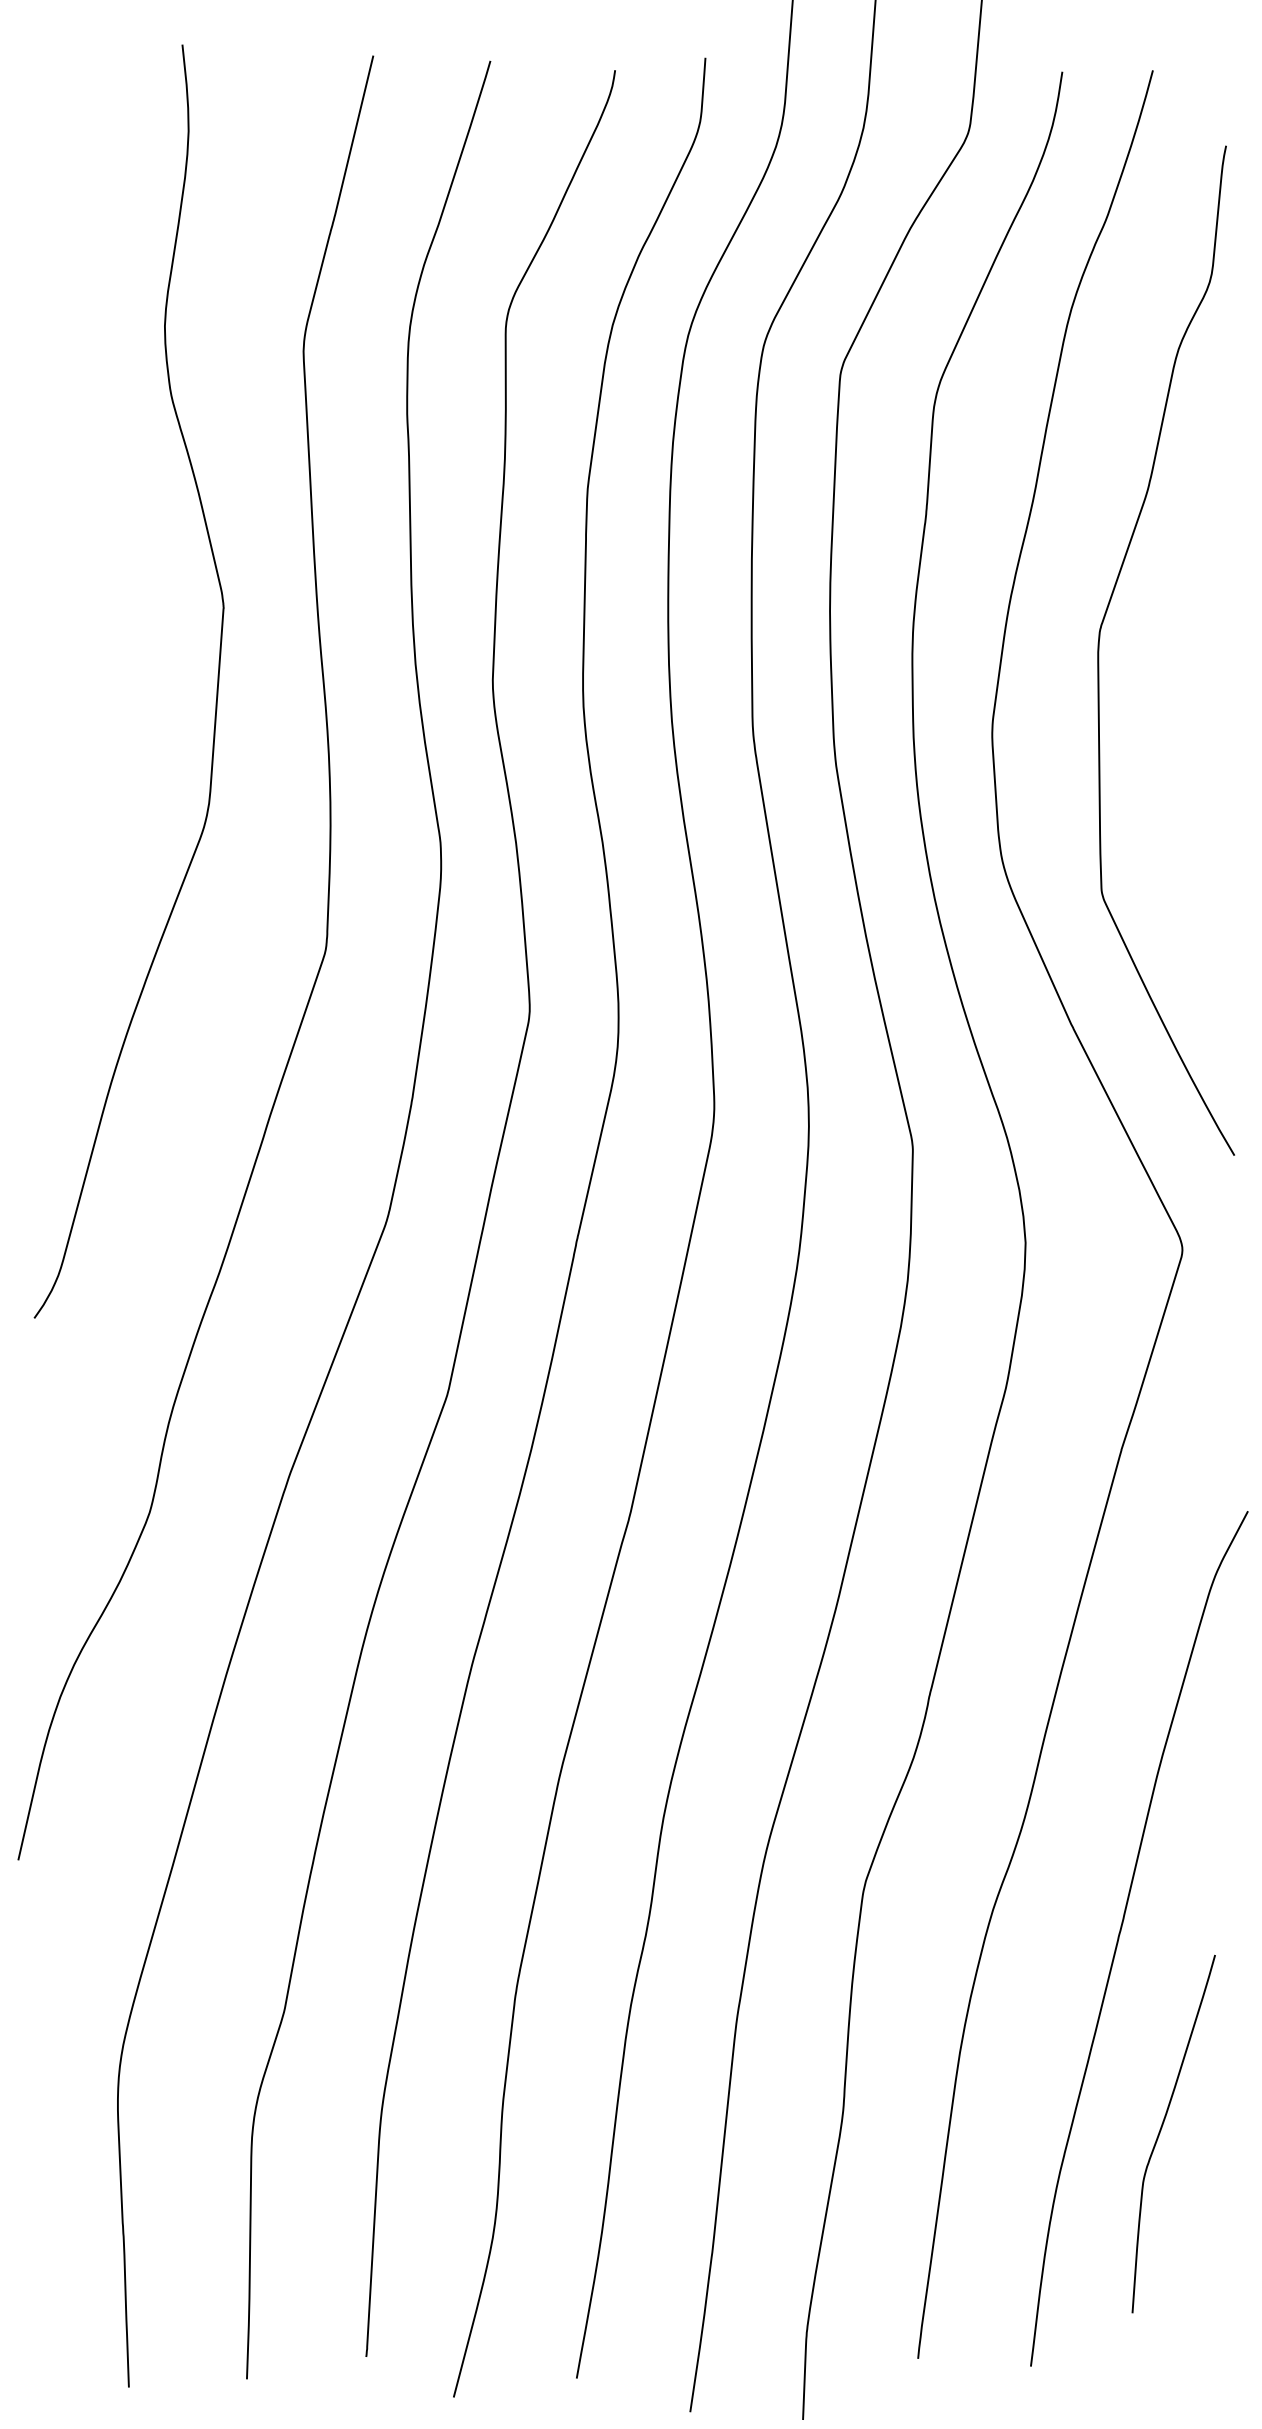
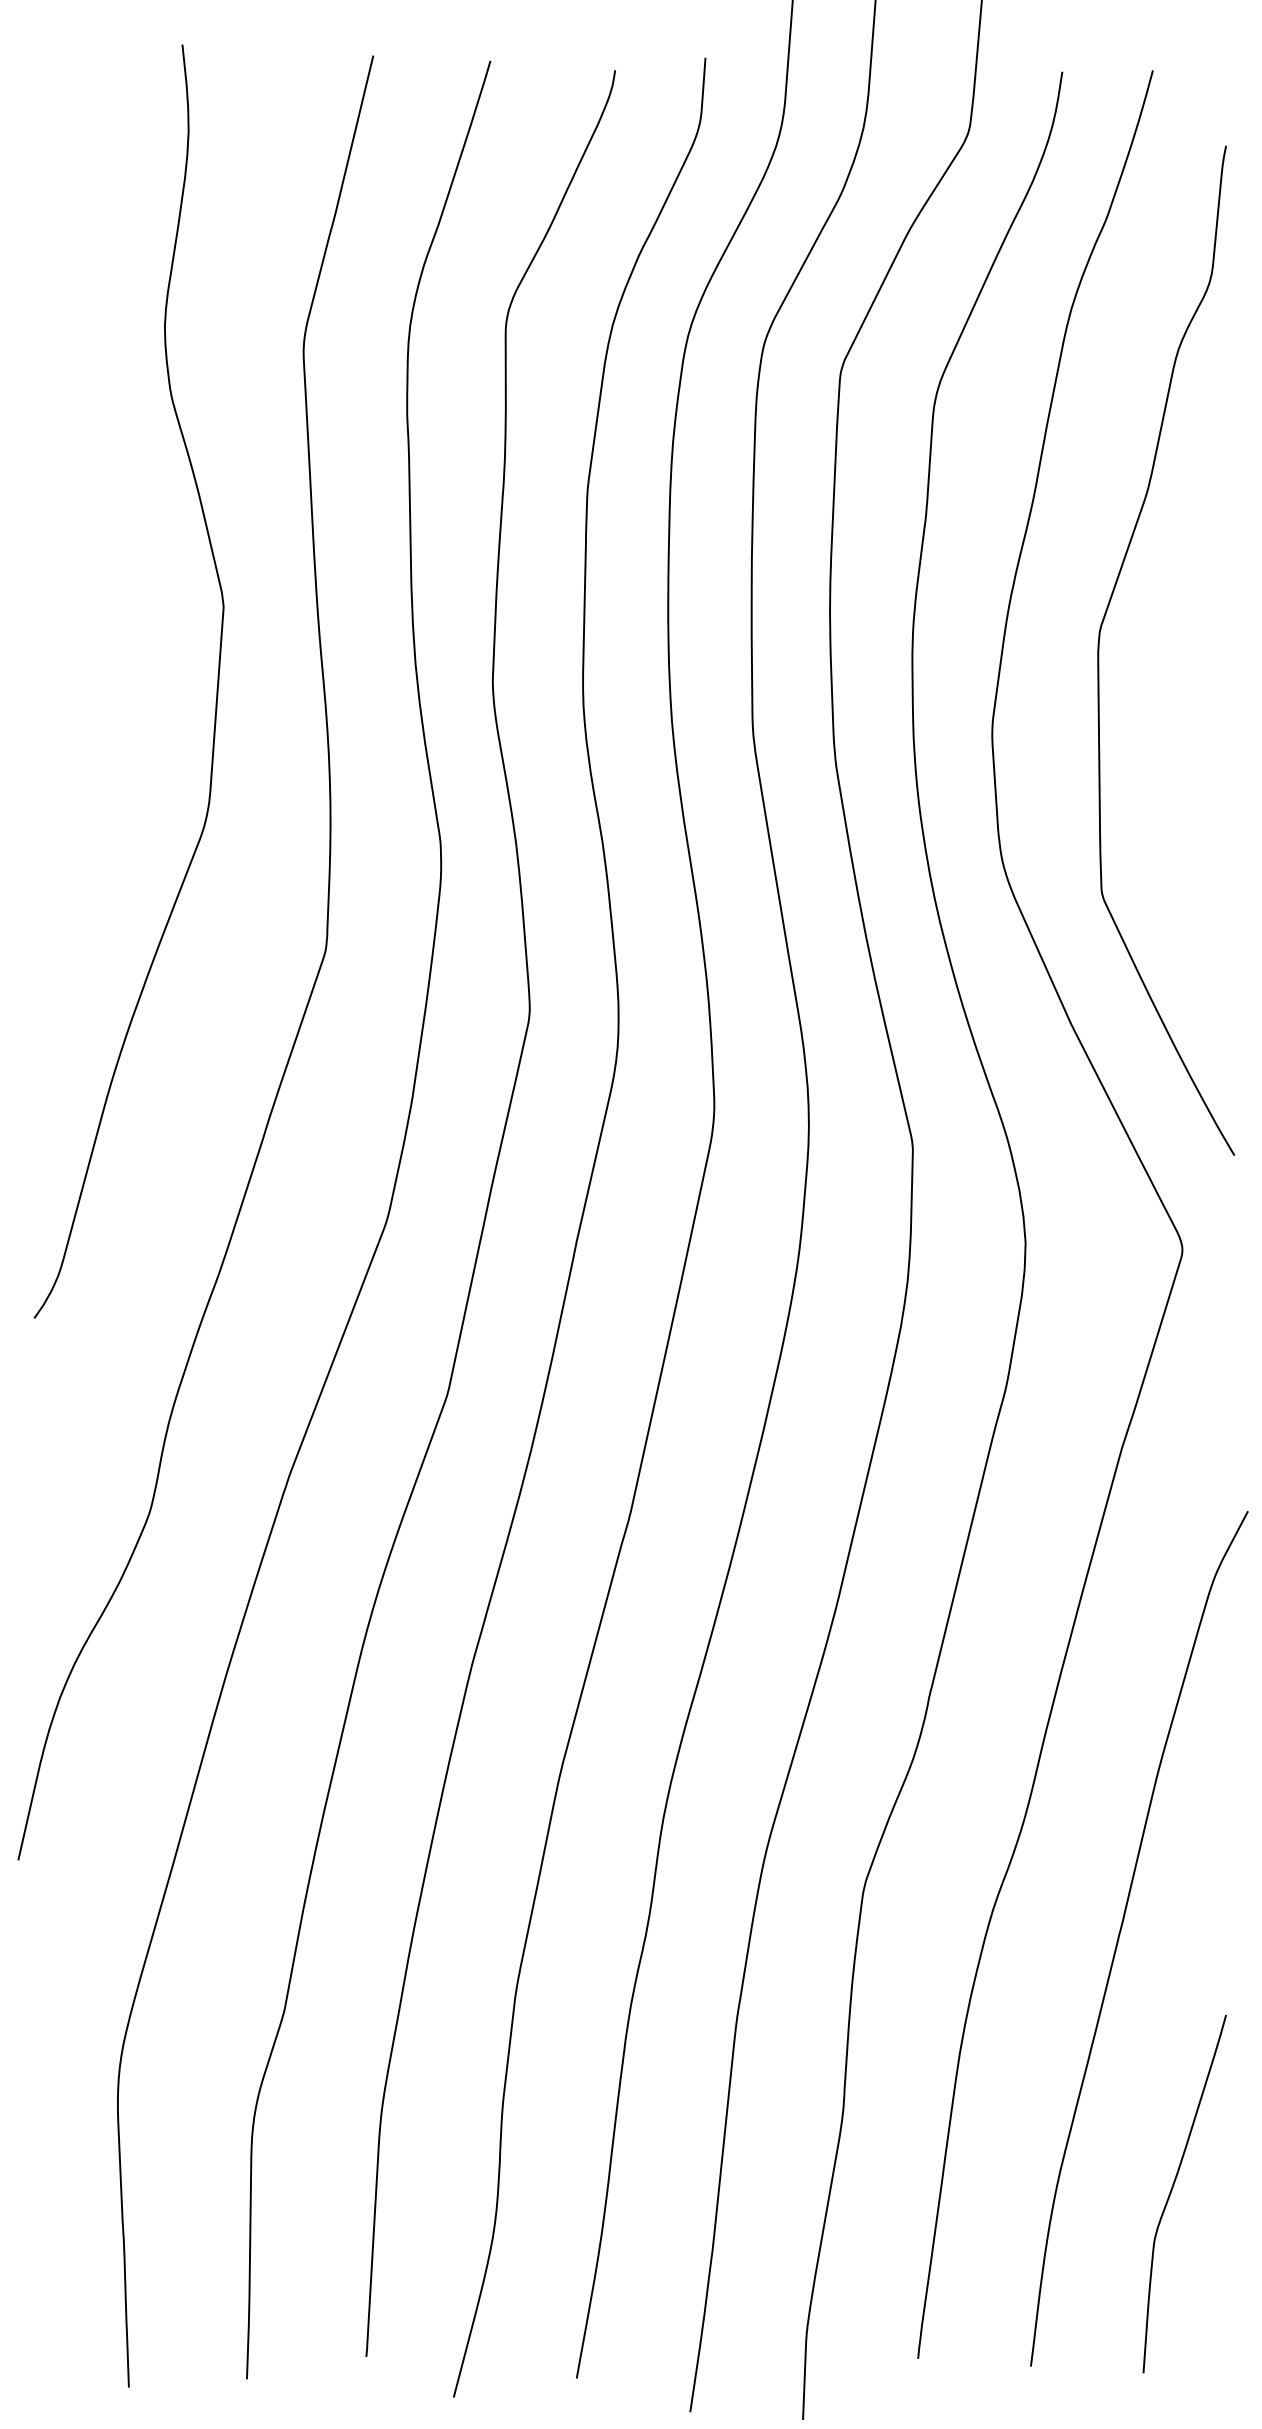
curve position: (1162, 2128) -> (1173, 2188) (1173, 2188)
